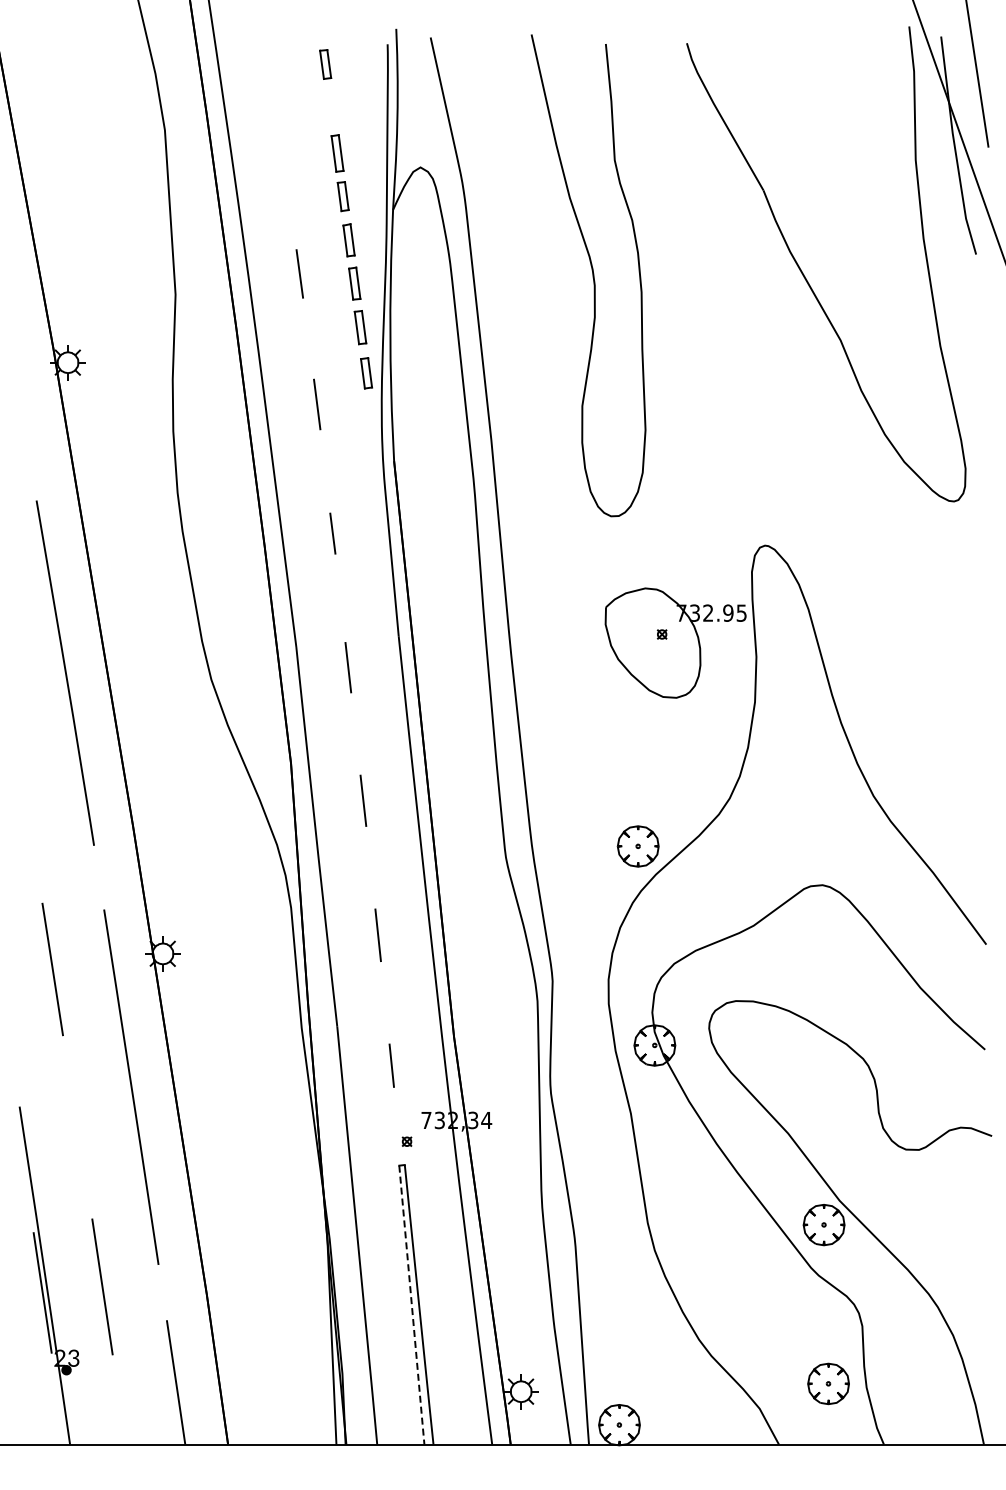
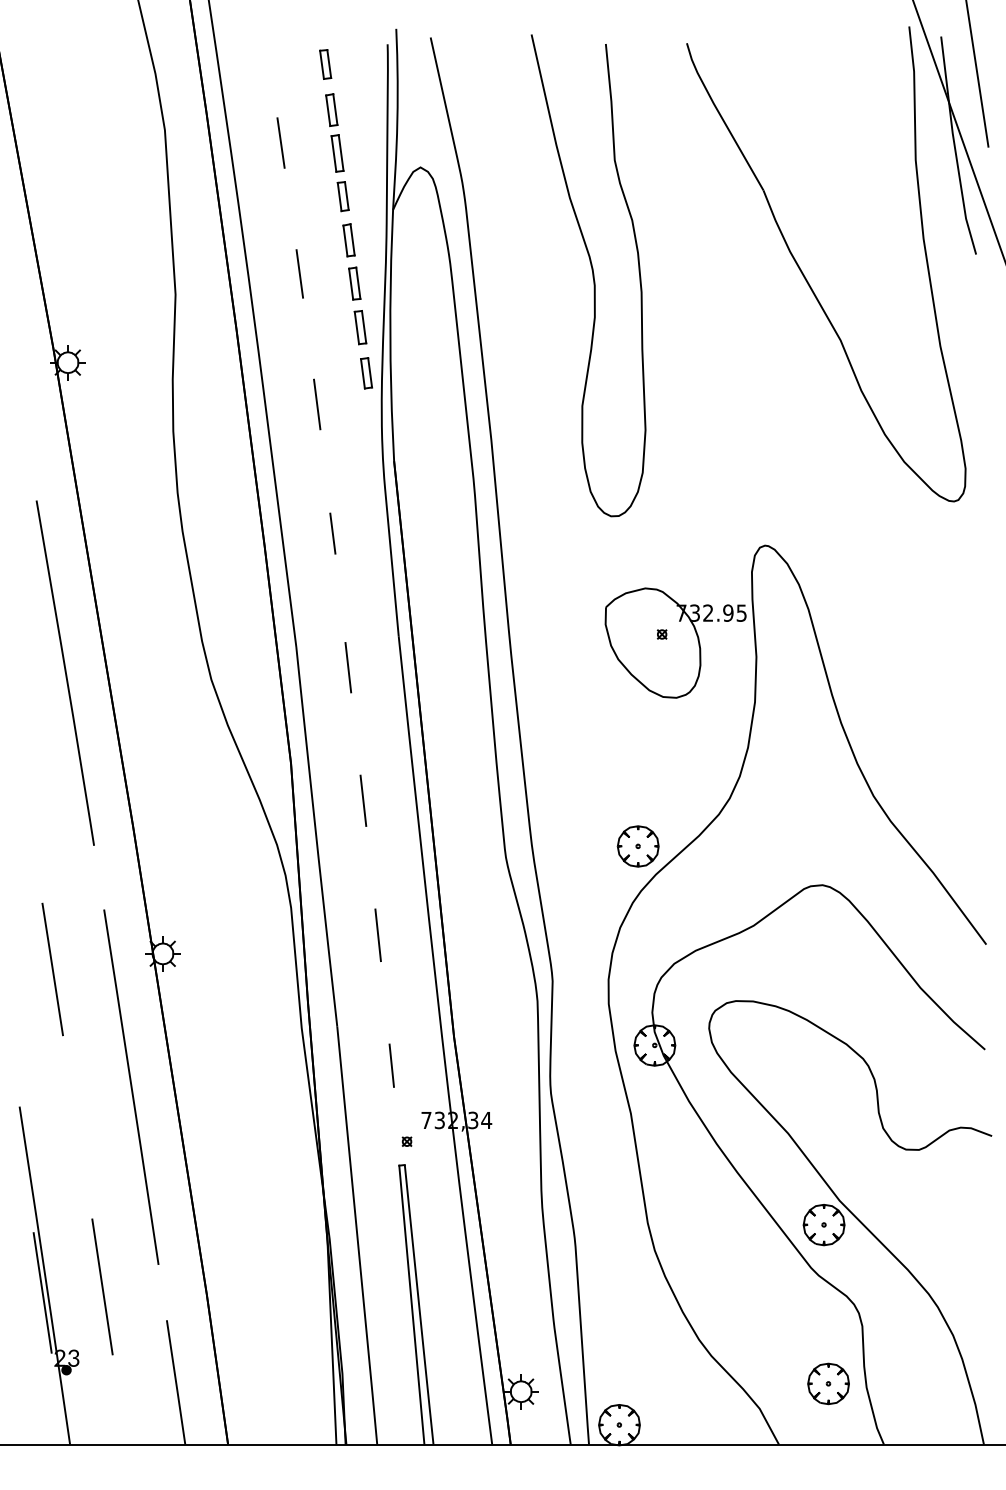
part: none -> present (331, 110)
line: none -> present (280, 142)
line: dashed -> solid (411, 1305)
